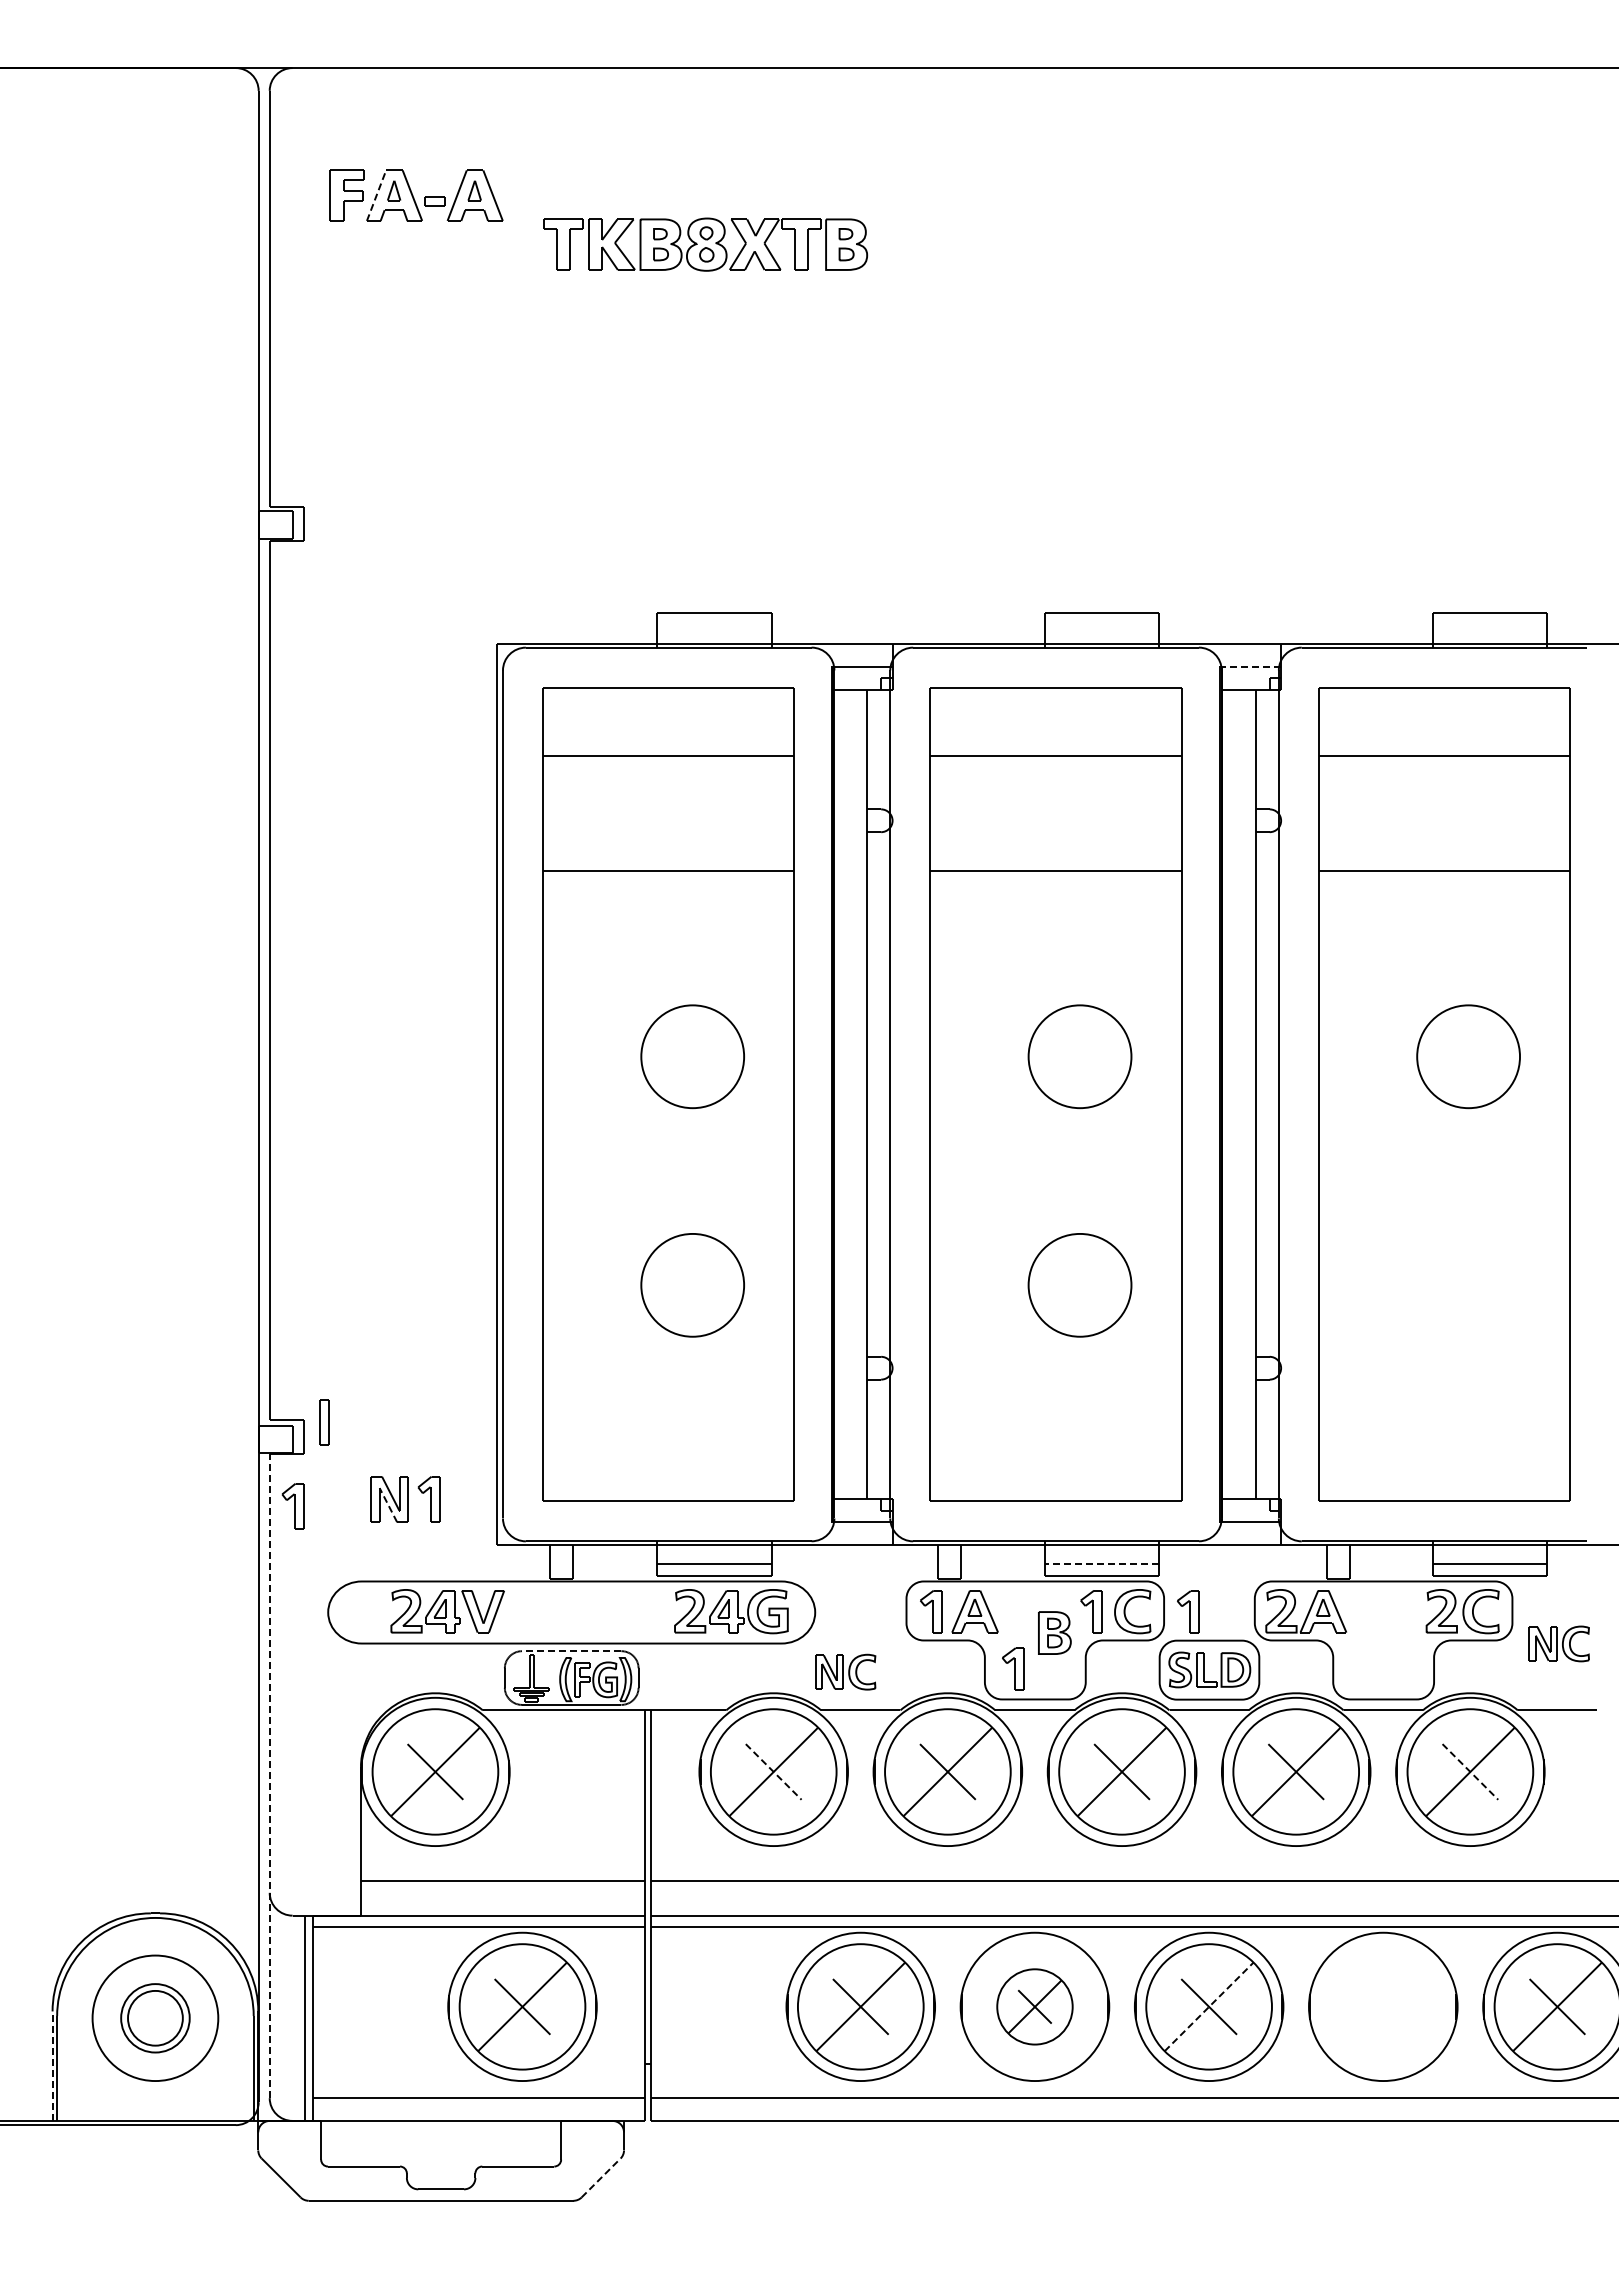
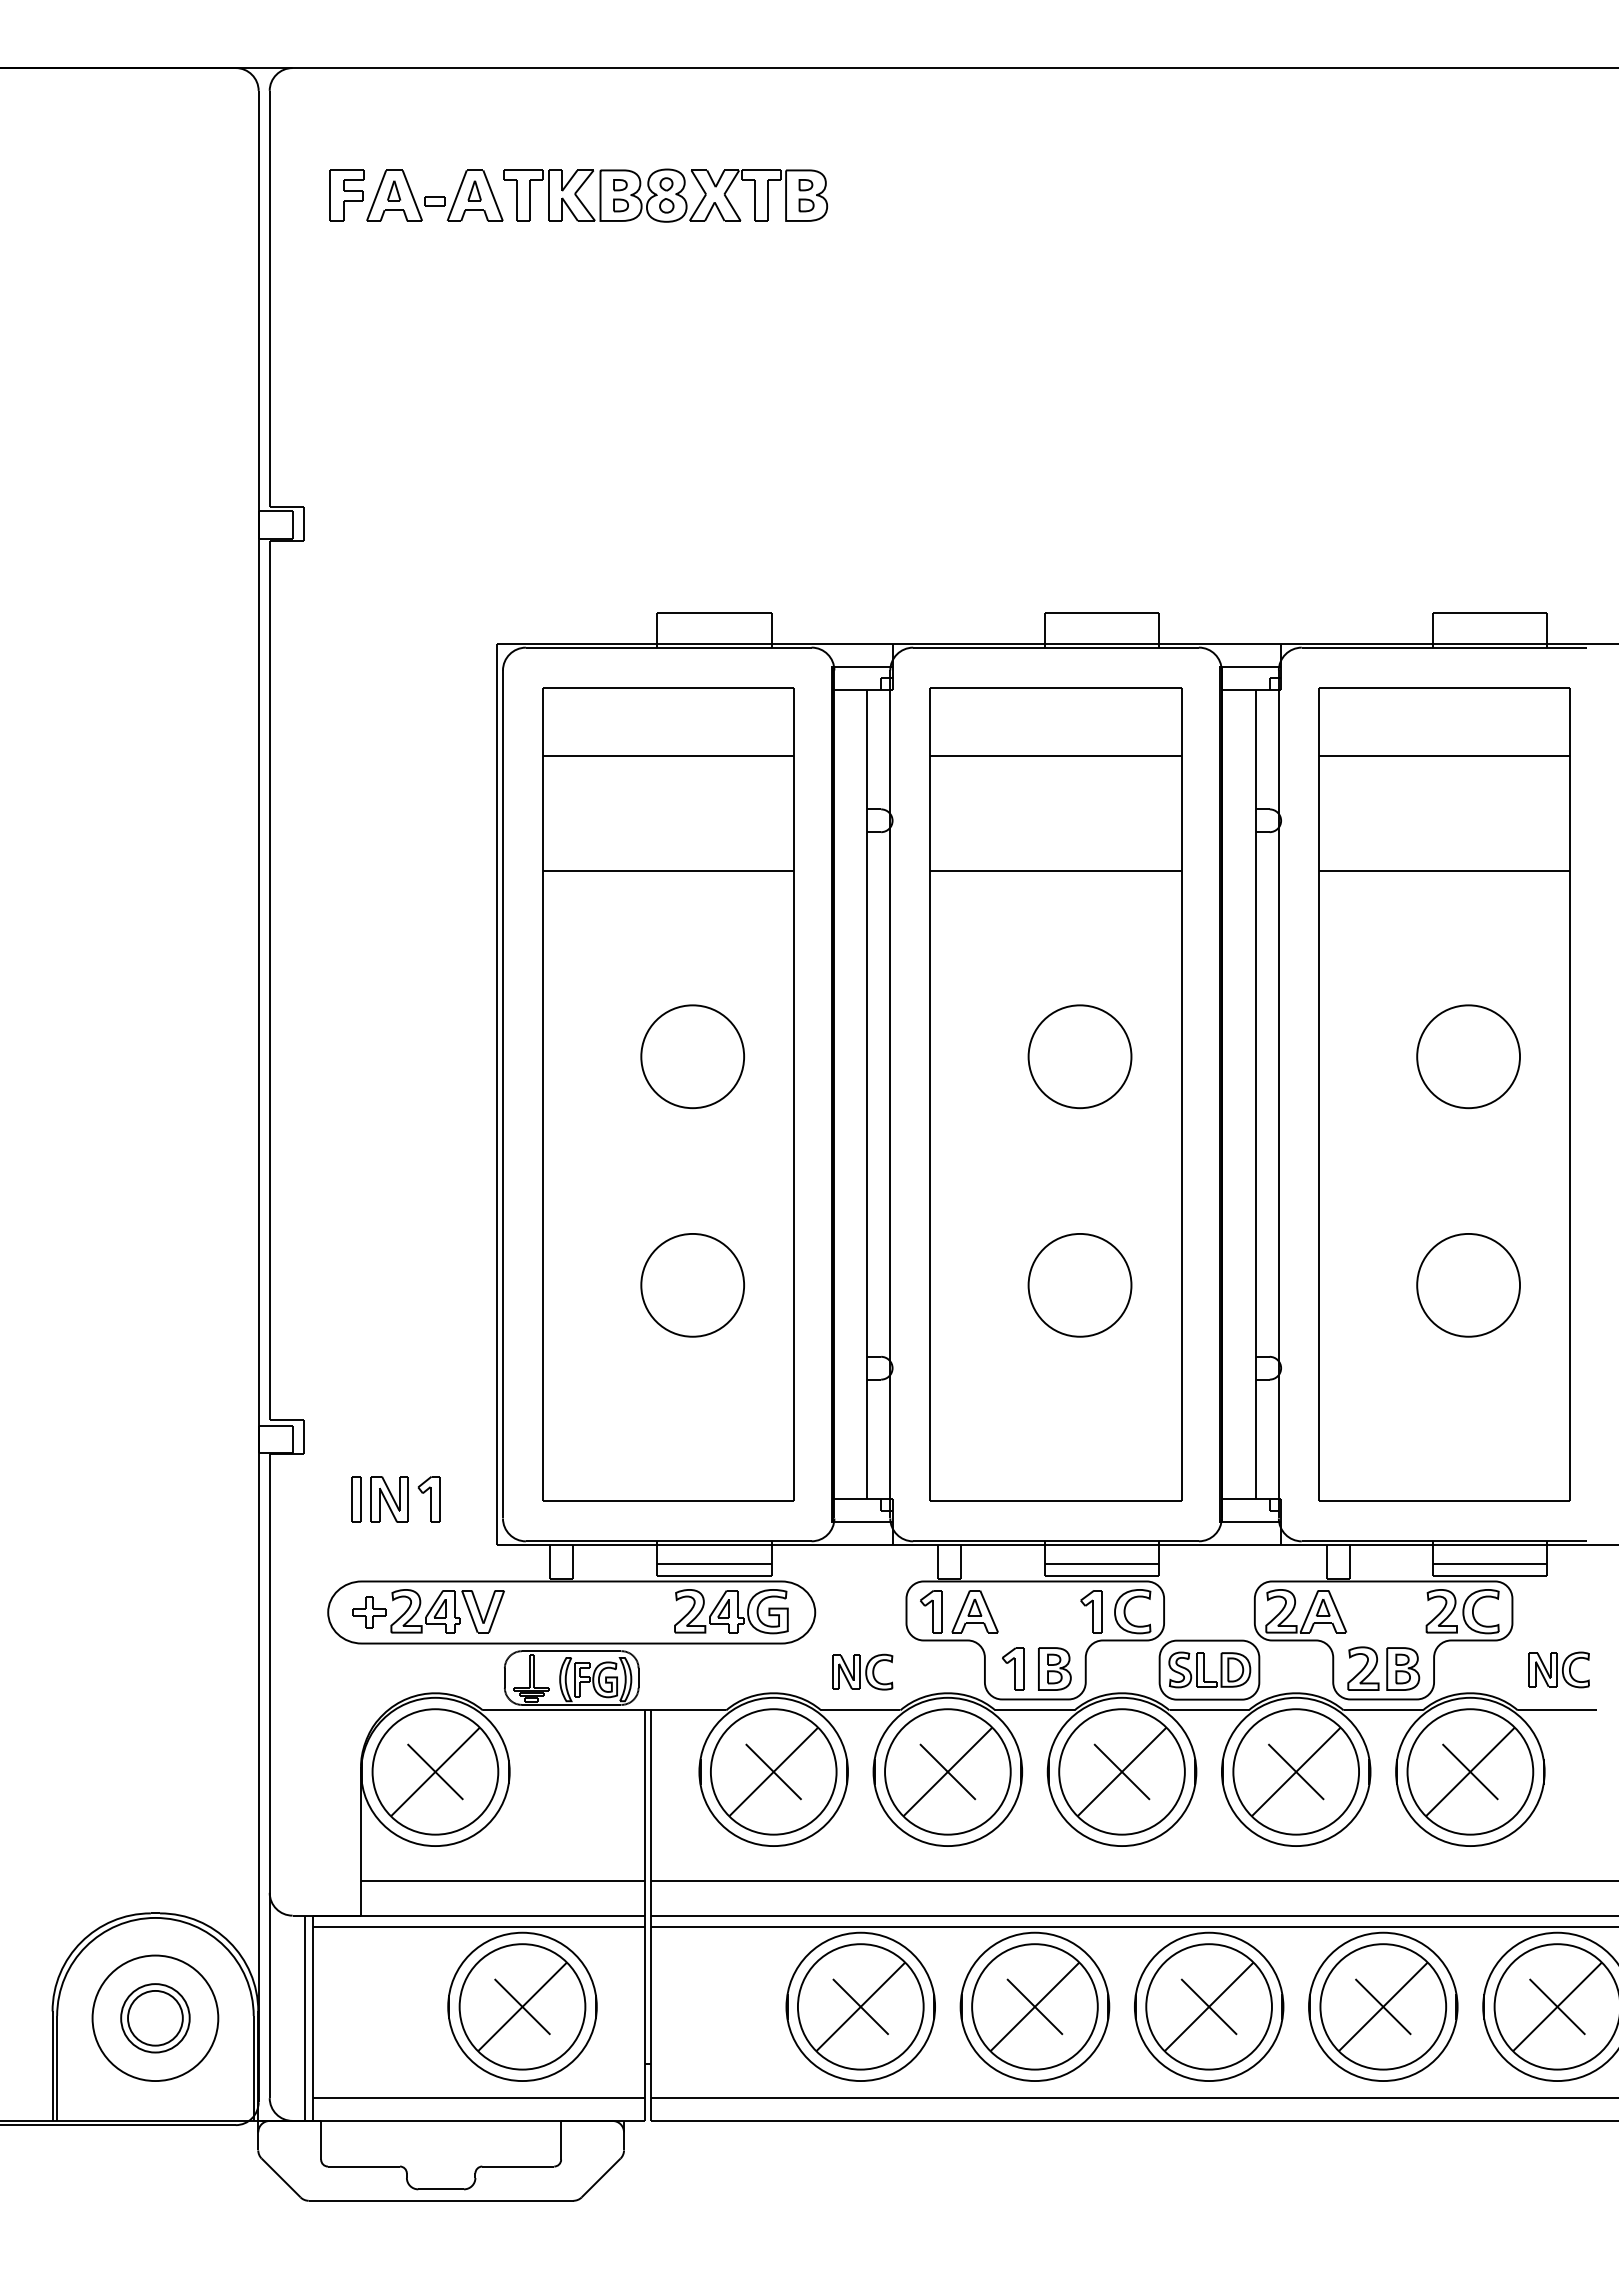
line: dashed -> solid (376, 195)
part position: (705, 244) -> (665, 195) (665, 195)
line: dashed -> solid (1251, 666)
part: none -> present (1468, 1285)
part position: (324, 1422) -> (356, 1499) (356, 1499)
line: dashed -> solid (388, 1504)
part: present -> none (292, 1506)
line: dashed -> solid (1101, 1564)
part: present -> none (1188, 1611)
part: none -> present (369, 1612)
part position: (1054, 1632) -> (1054, 1668) (1054, 1668)
part position: (1558, 1643) -> (1558, 1669) (1558, 1669)
line: dashed -> solid (571, 1651)
part: none -> present (1383, 1668)
part position: (845, 1671) -> (862, 1671) (862, 1671)
line: dashed -> solid (774, 1772)
line: dashed -> solid (1470, 1772)
line: dashed -> solid (269, 1775)
part size: 78x78 px -> 128x128 px (1034, 2006)
line: dashed -> solid (1209, 2006)
part: none -> present (1383, 2006)
line: dashed -> solid (52, 2066)
line: dashed -> solid (601, 2177)
